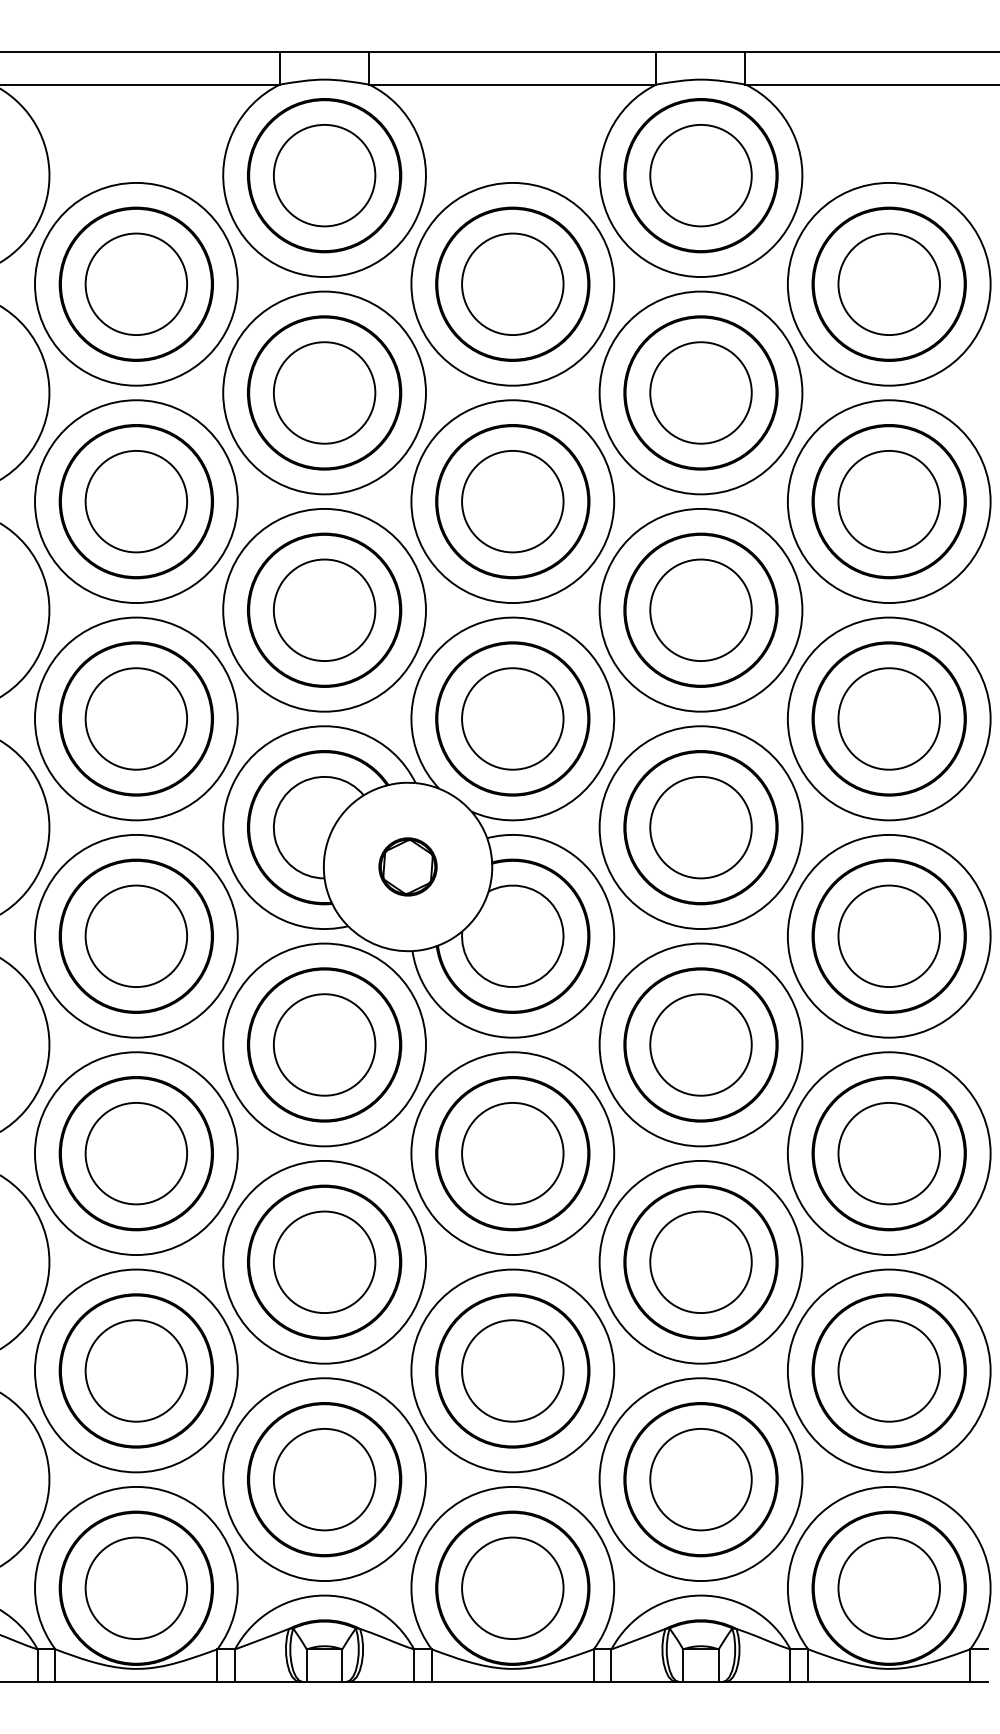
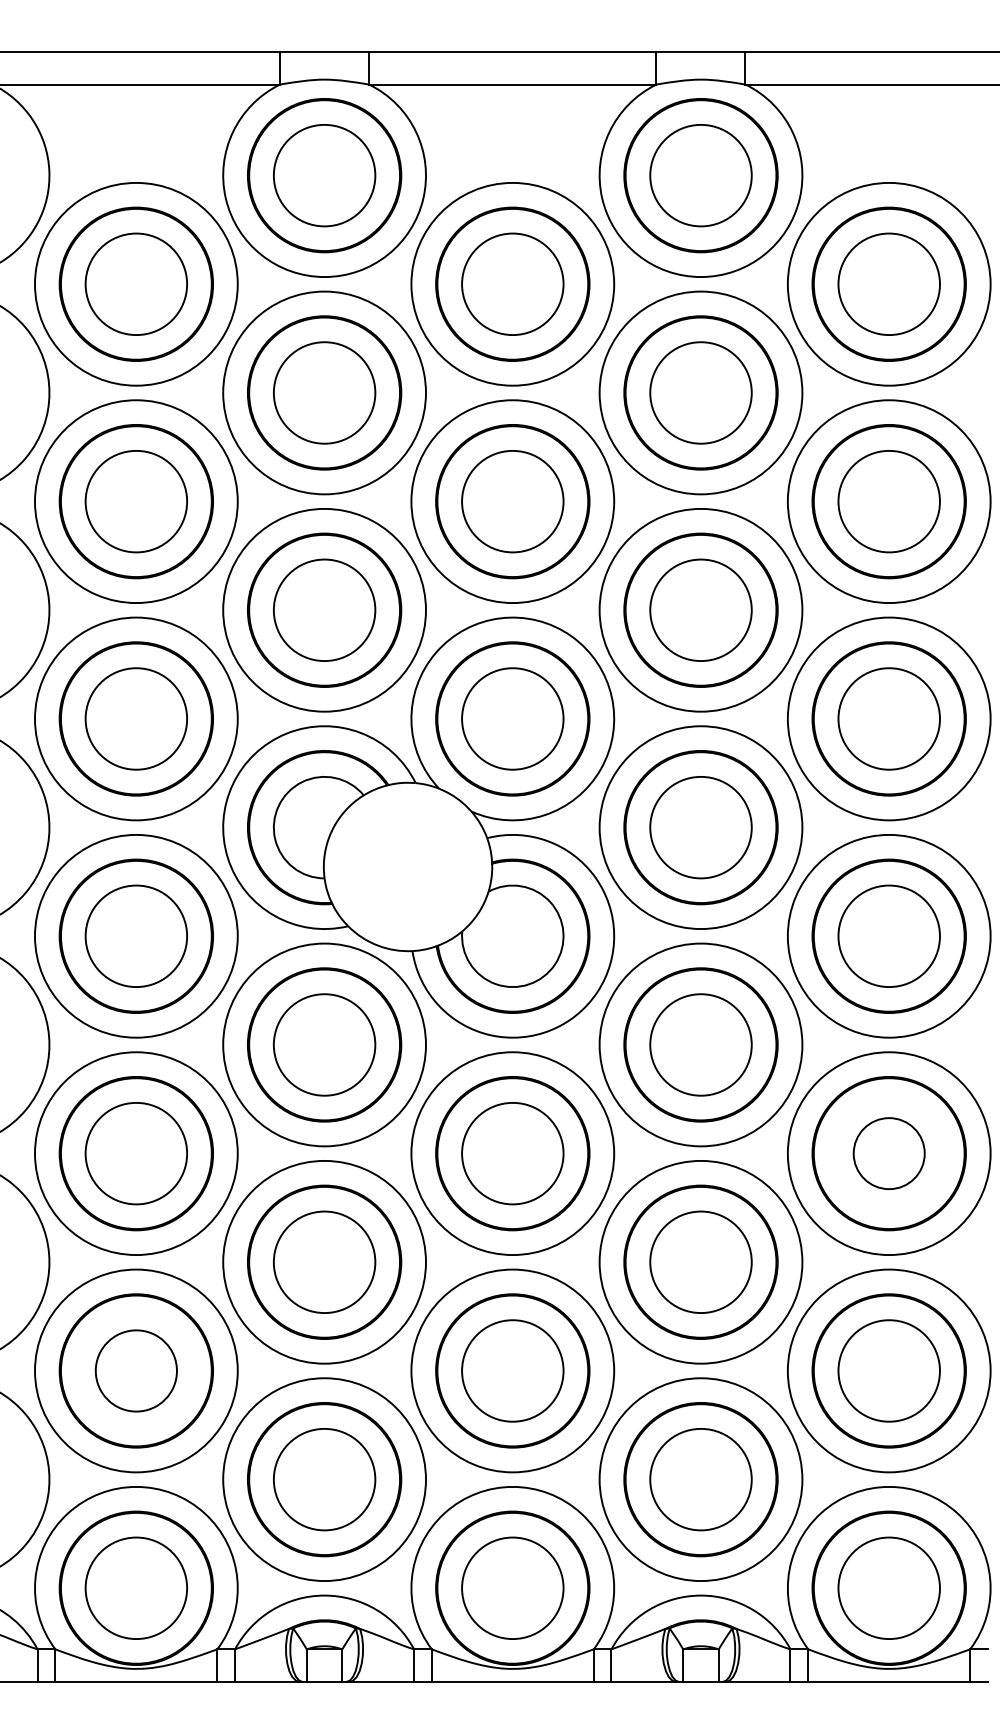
part: present -> none (407, 866)
circle diameter: 101 px -> 71 px (888, 1153)
circle diameter: 101 px -> 81 px (135, 1370)
